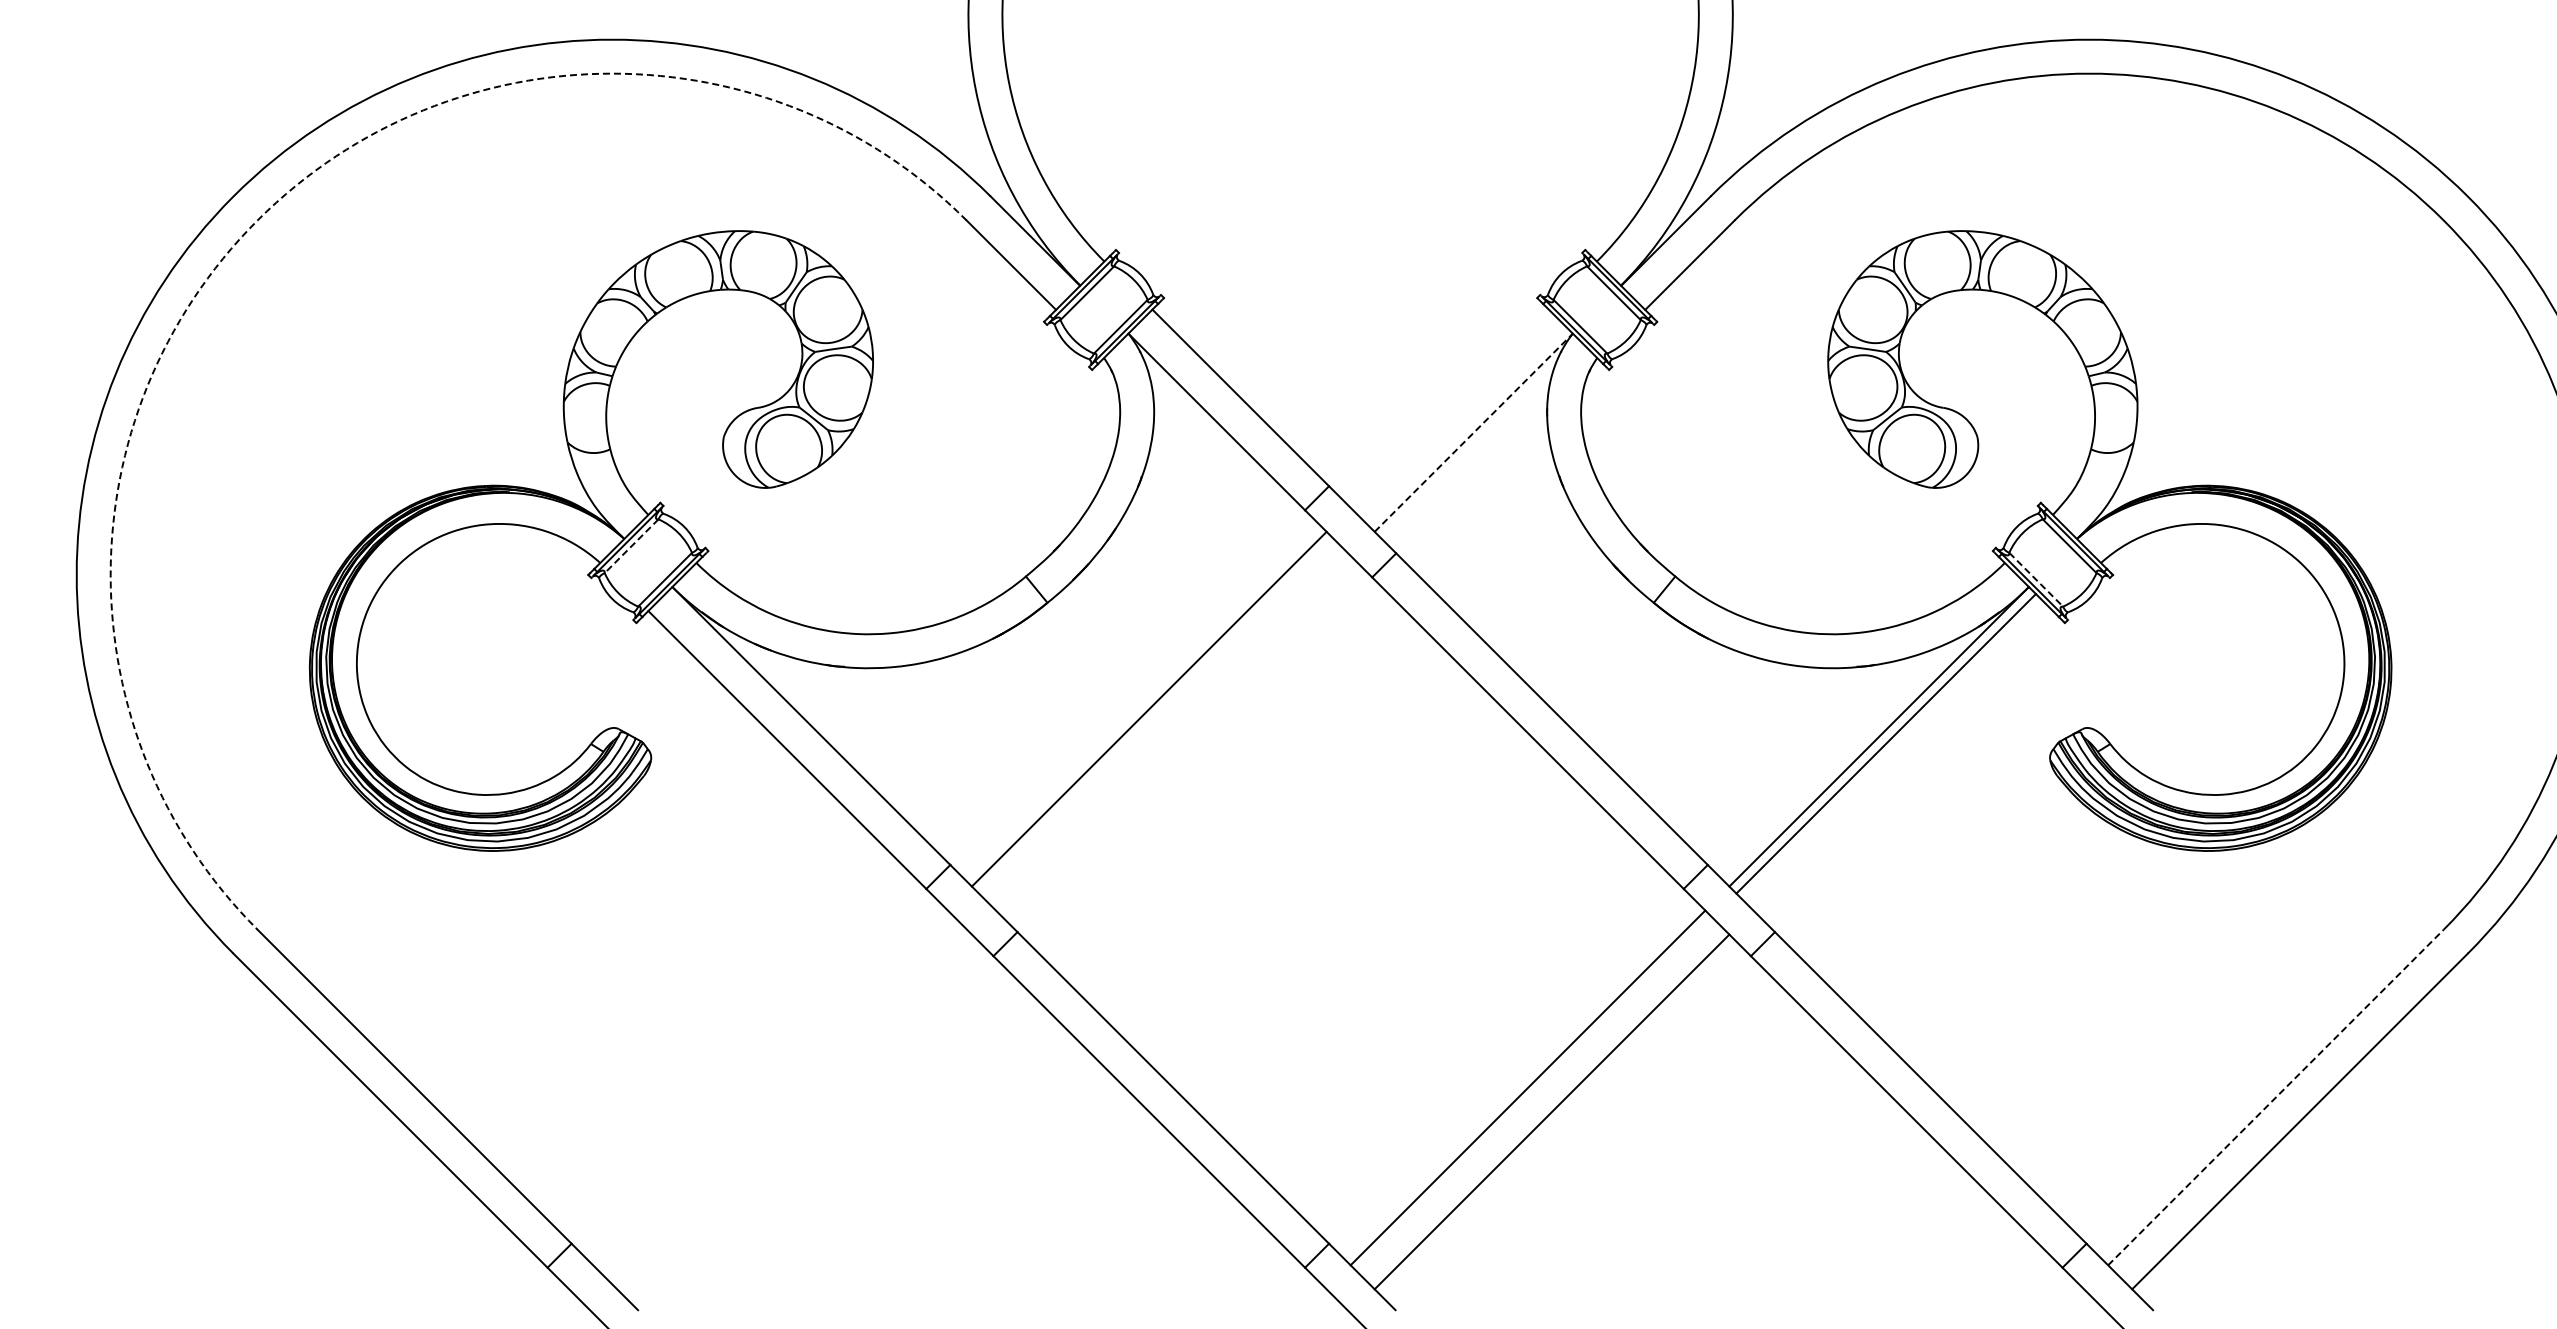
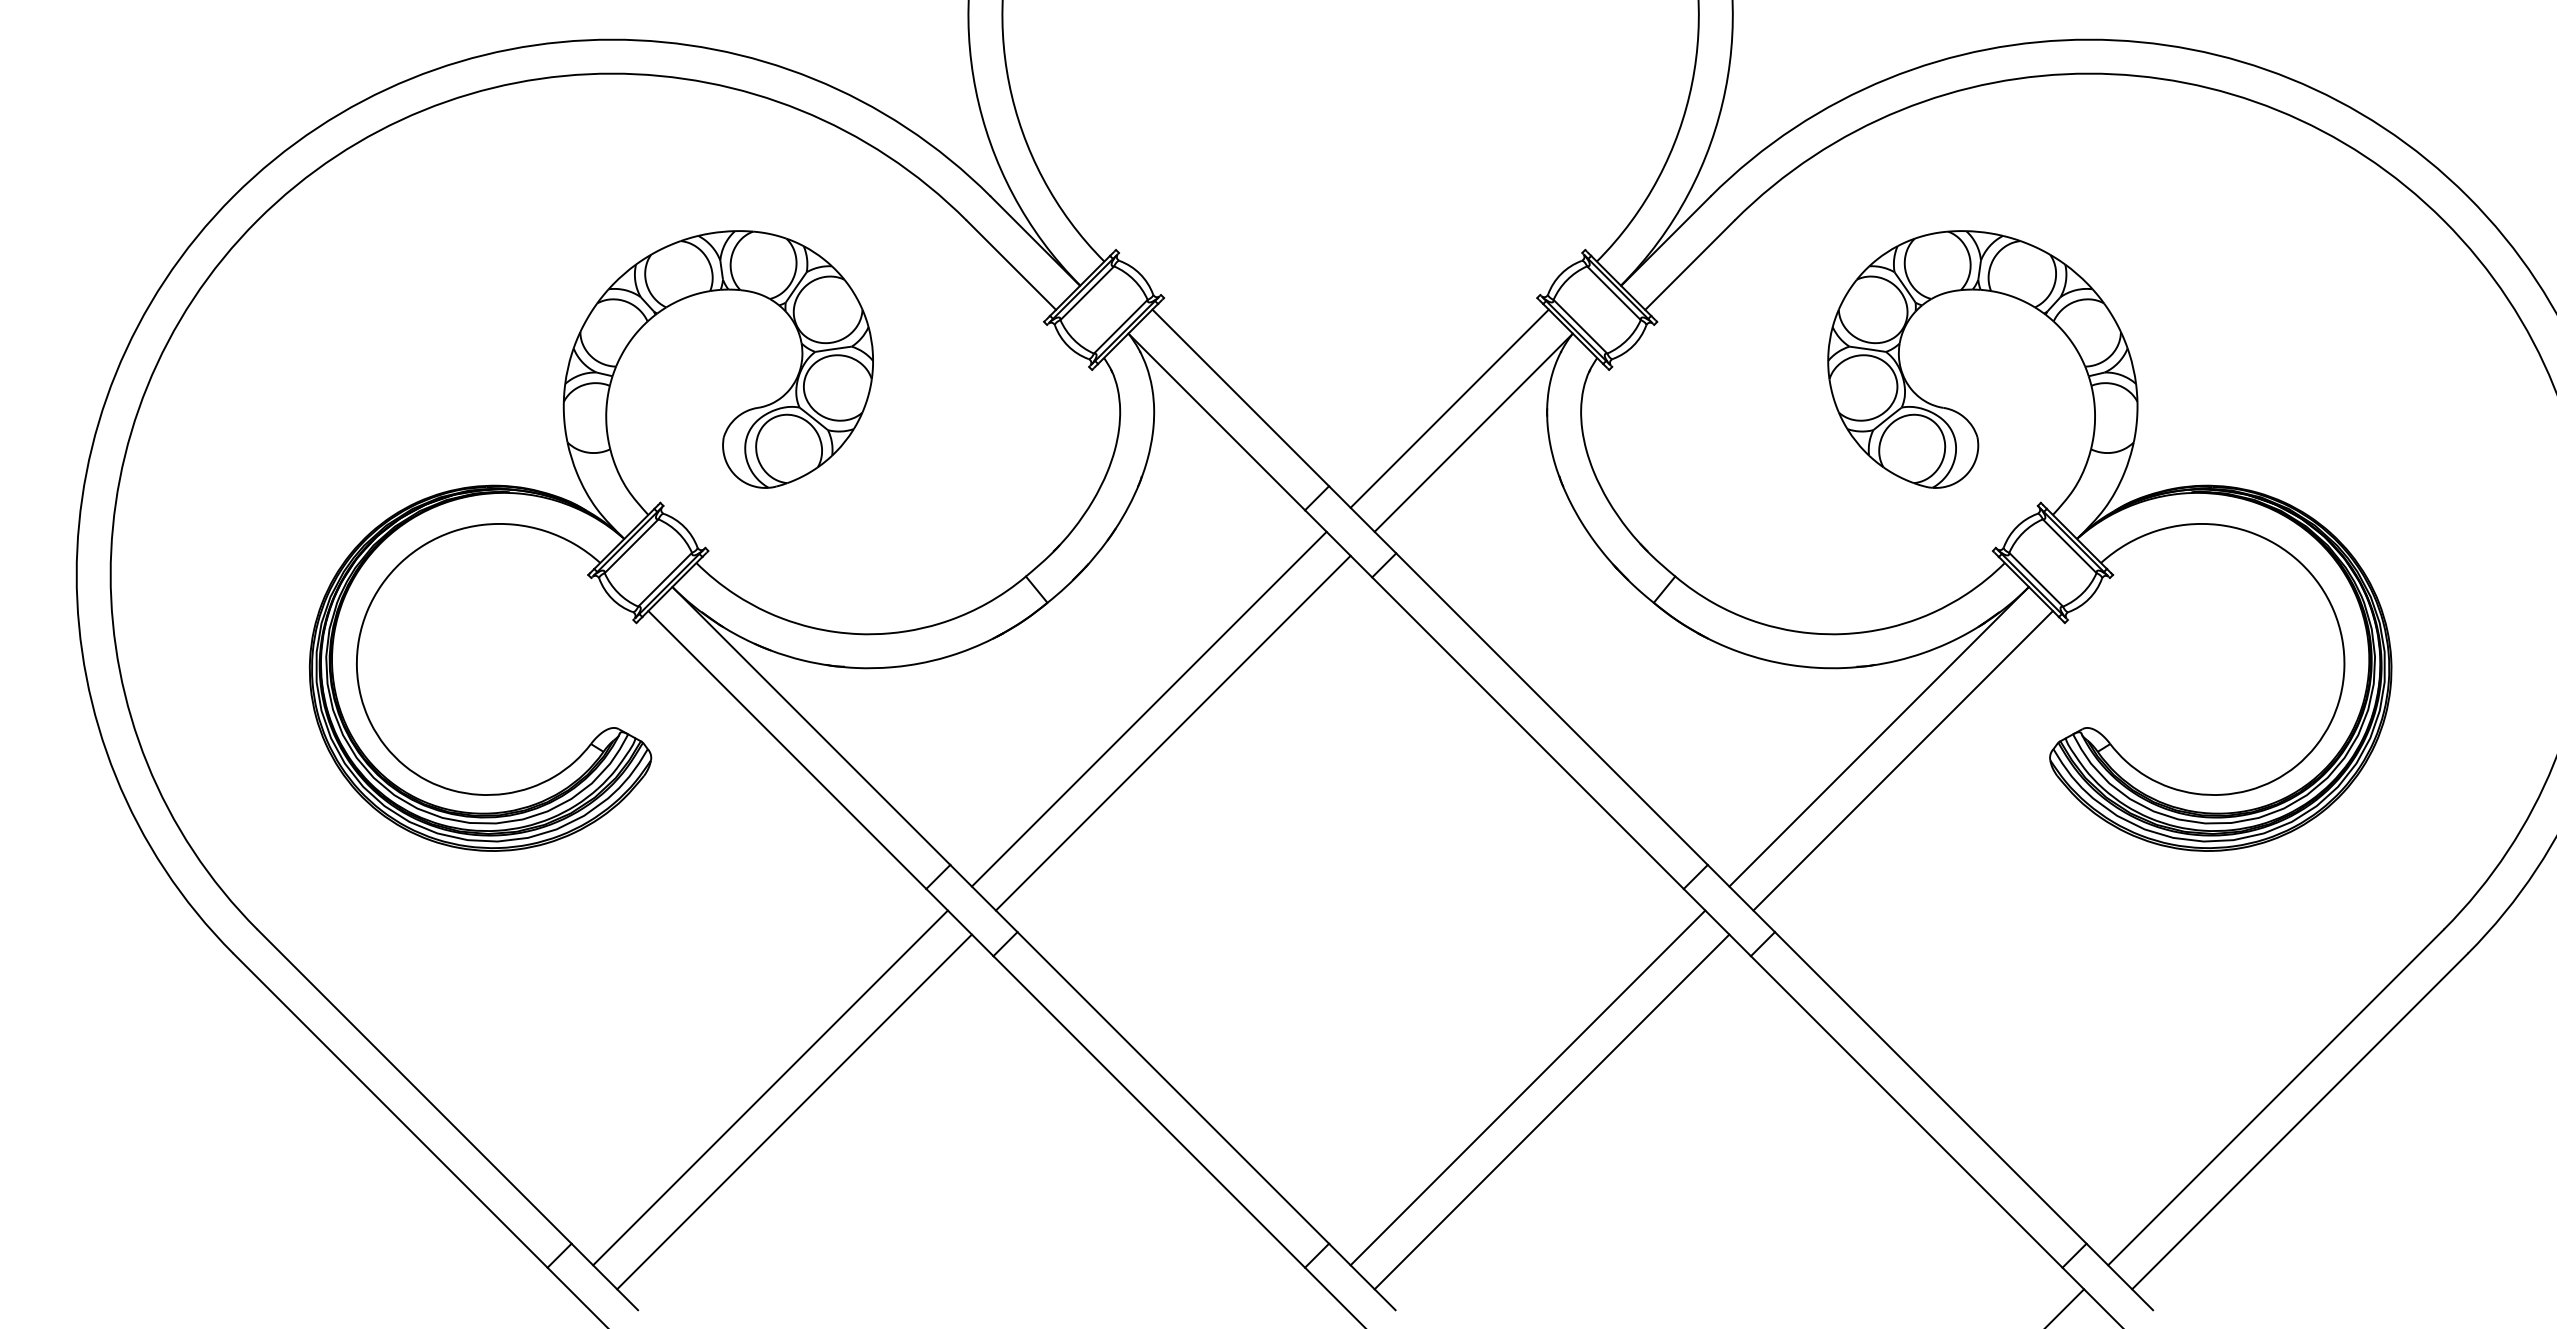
arc: dashed -> solid (257, 220)
line: none -> present (1449, 408)
line: dashed -> solid (1474, 432)
line: dashed -> solid (631, 546)
line: dashed -> solid (2036, 580)
line: none -> present (1172, 732)
line position: (1885, 743) -> (1902, 760) (1902, 760)
line: none -> present (770, 1087)
line: dashed -> solid (2276, 1097)
line: none -> present (794, 1111)
line: none -> present (2065, 1307)
